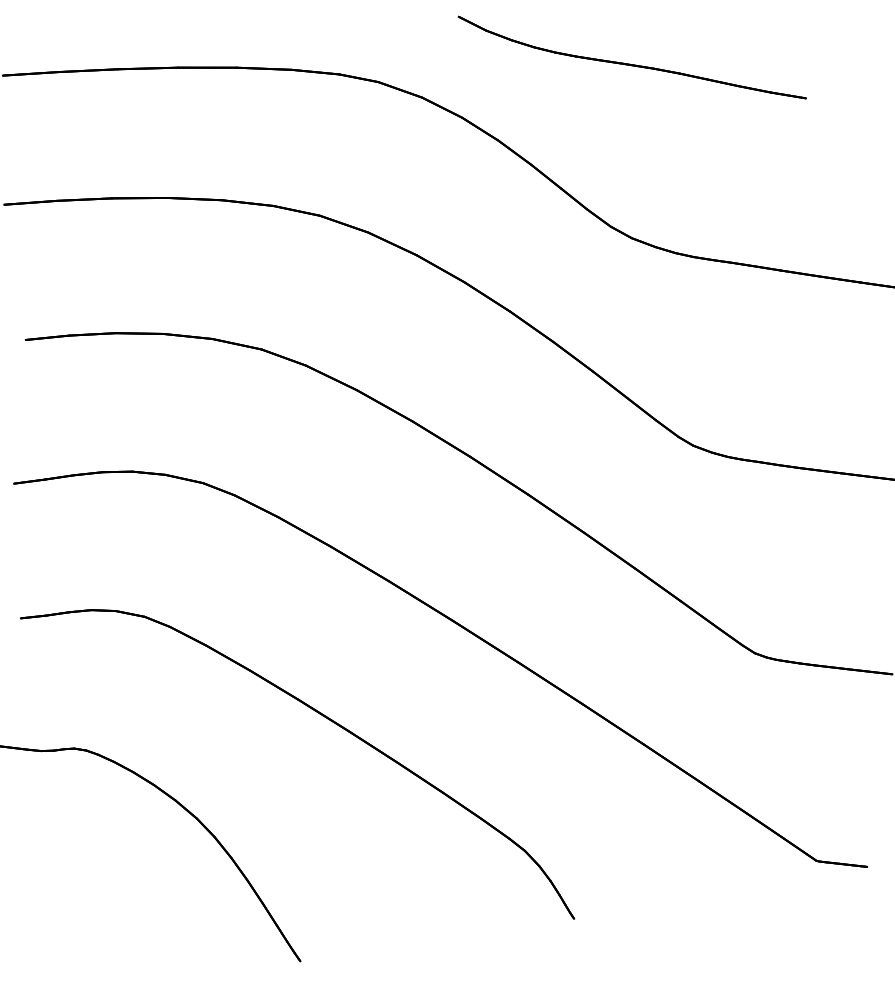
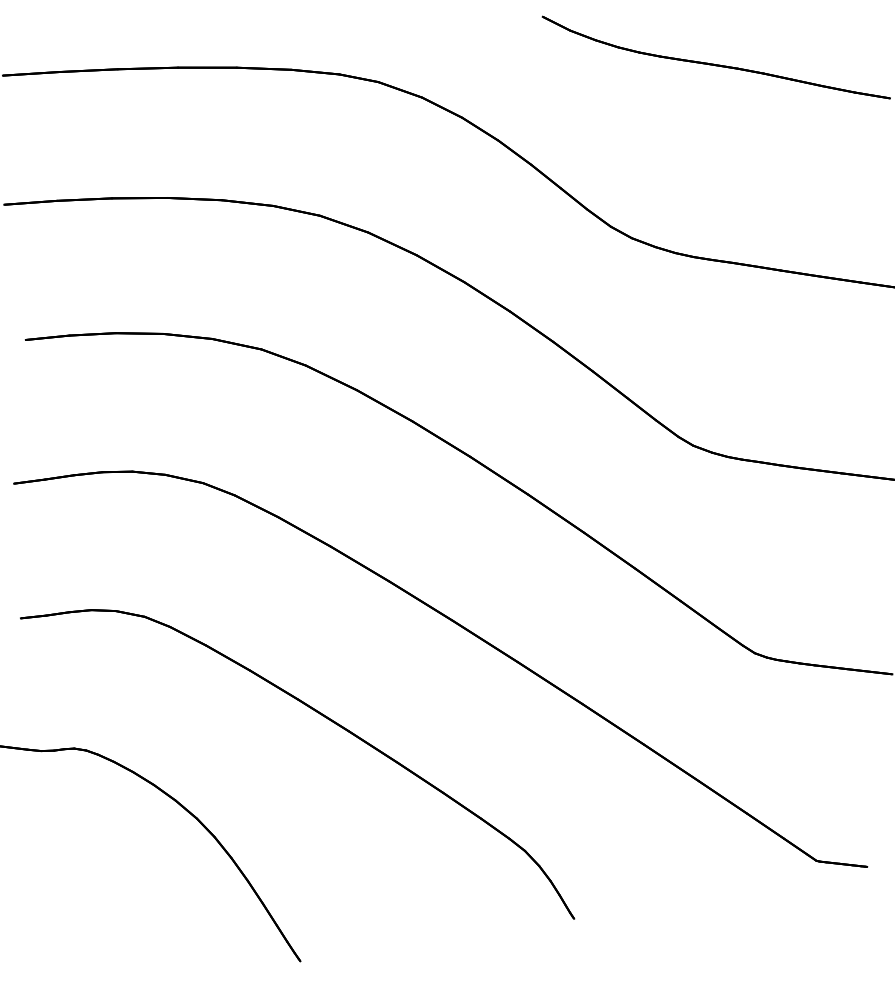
part position: (629, 63) -> (713, 63) (713, 63)
